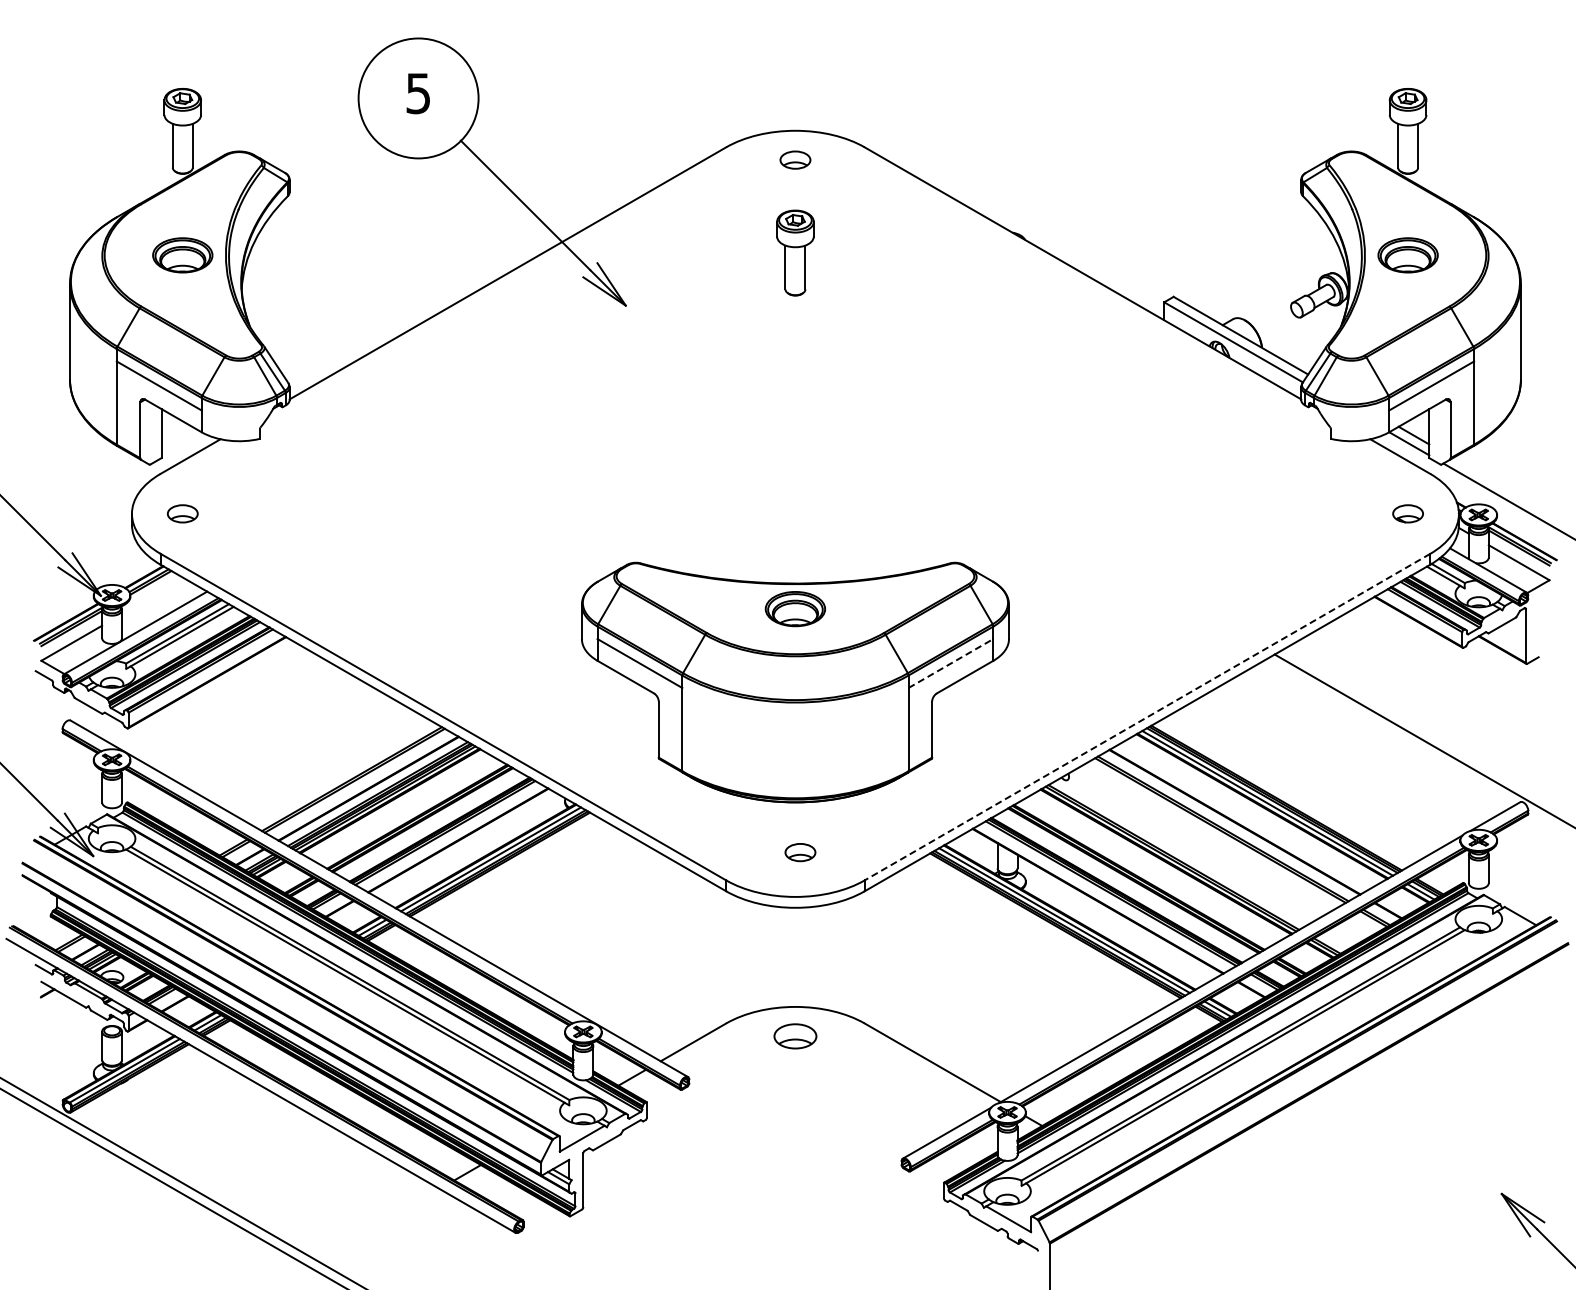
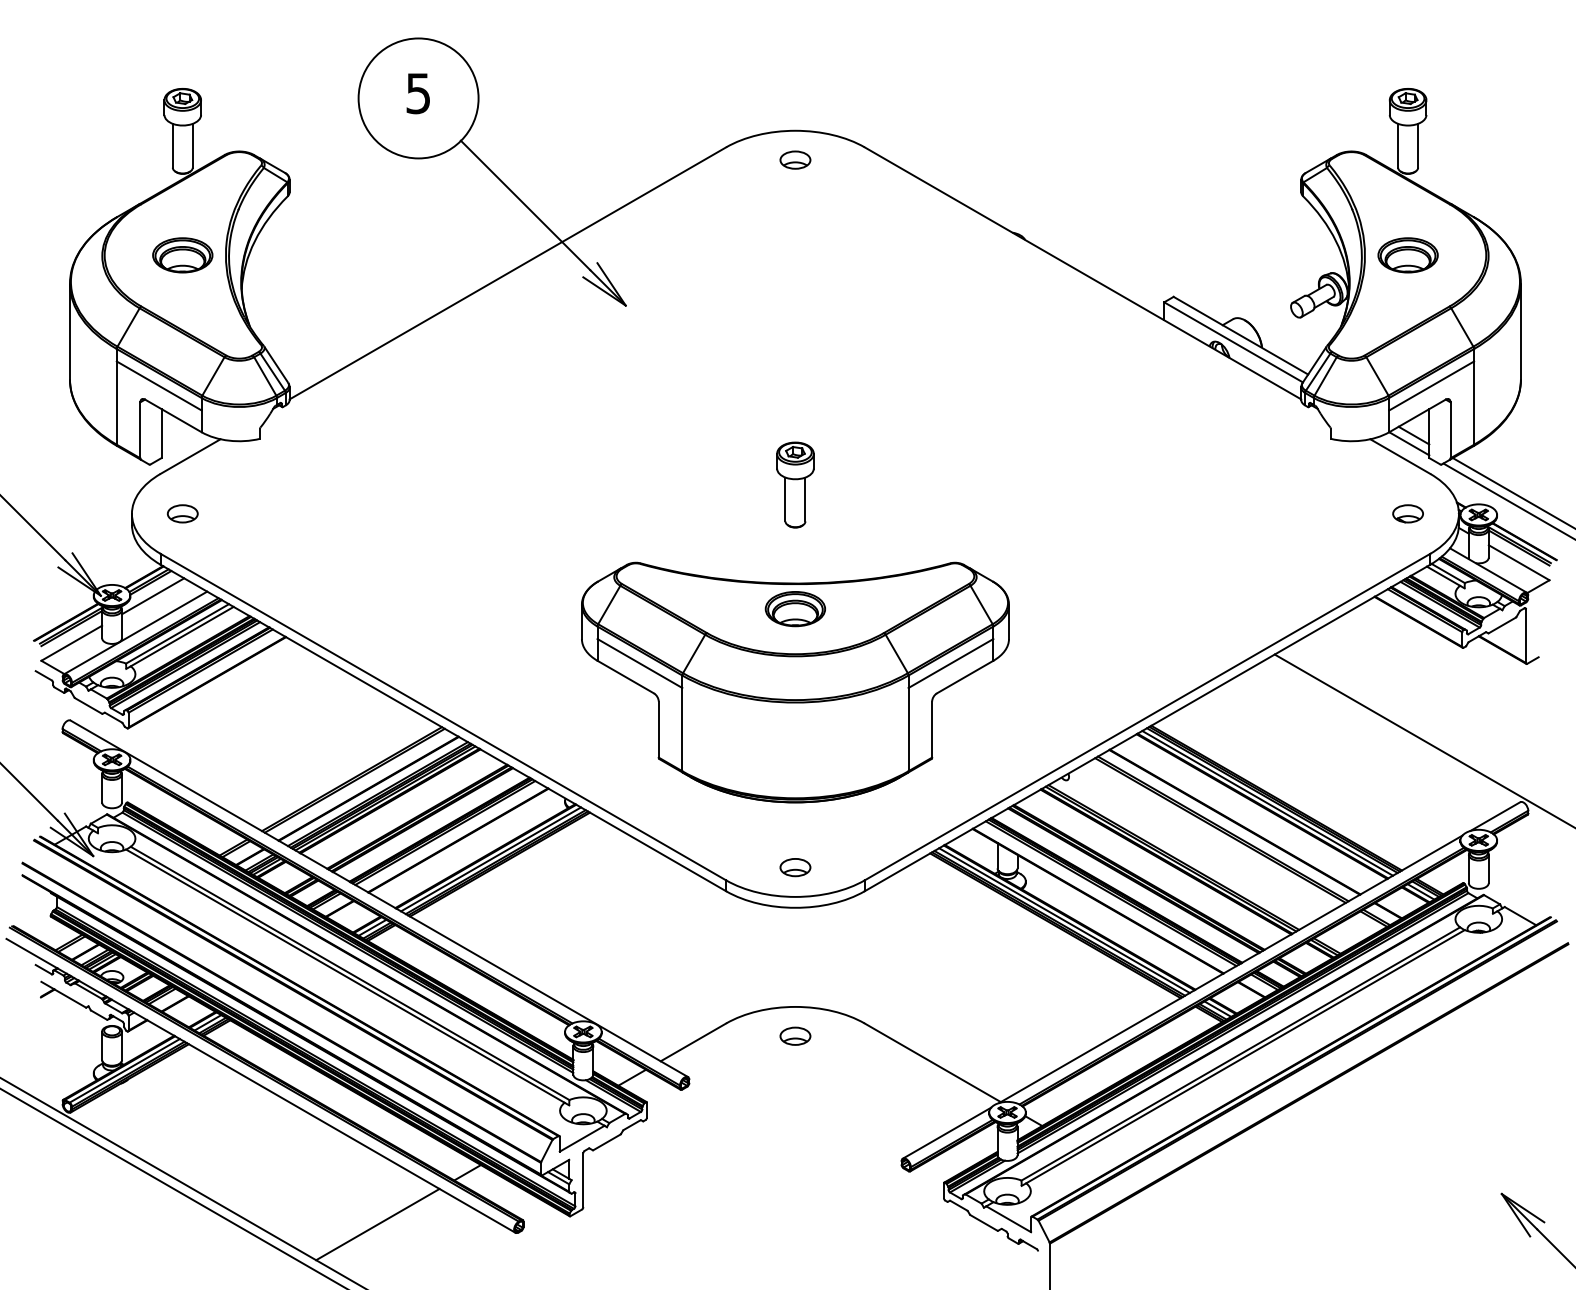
part position: (795, 252) -> (795, 484) (795, 484)
line: none -> present (1512, 492)
line: none -> present (153, 596)
line: dashed -> solid (950, 663)
line: dashed -> solid (1147, 717)
part position: (800, 852) -> (795, 867) (795, 867)
part size: 45x27 px -> 33x20 px (795, 1035)
line: none -> present (377, 1224)
